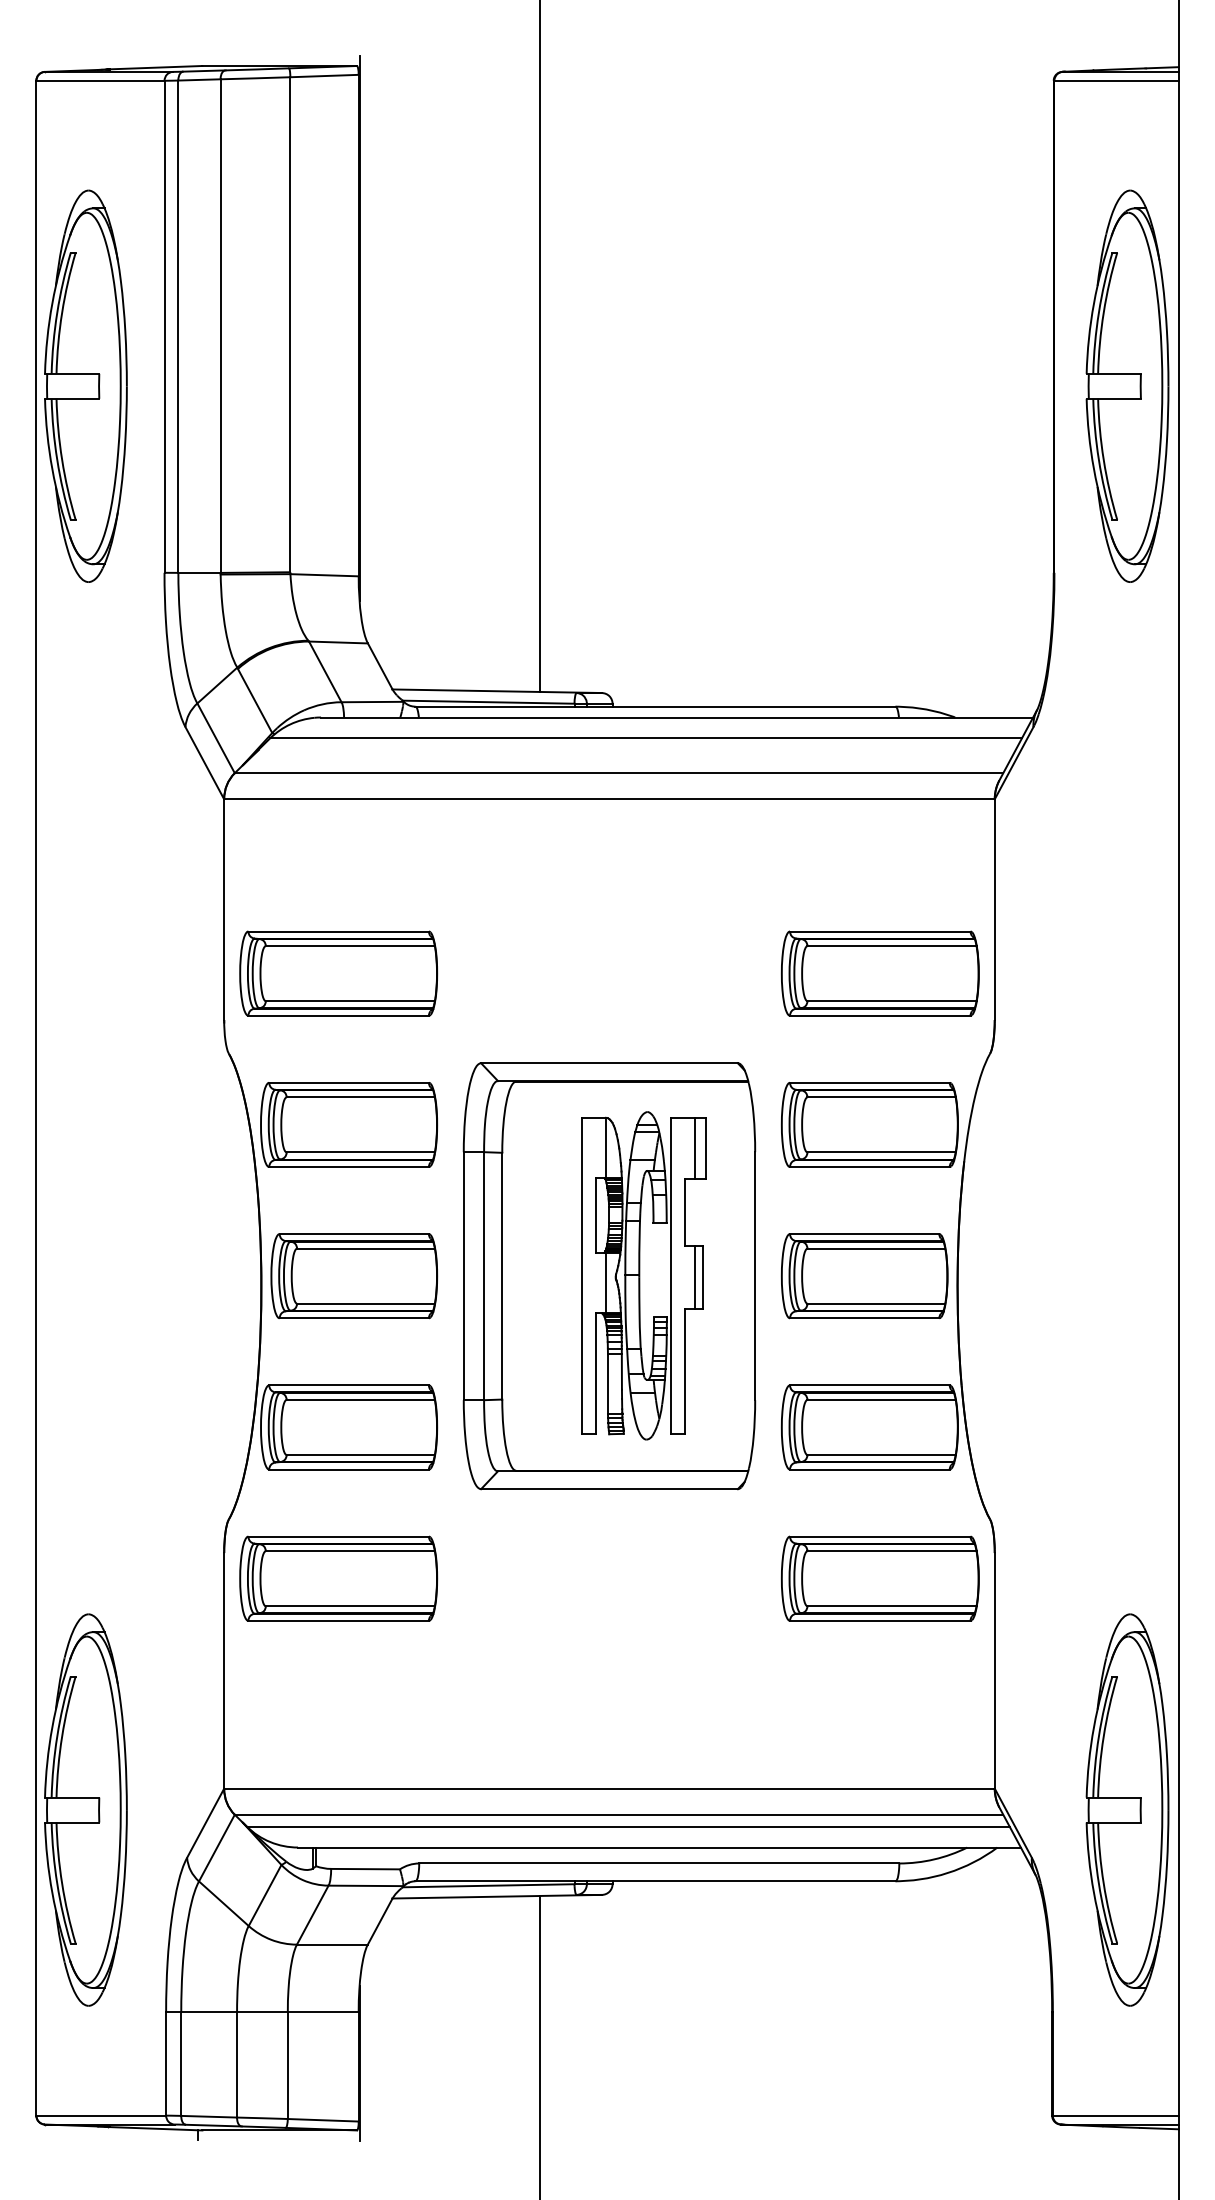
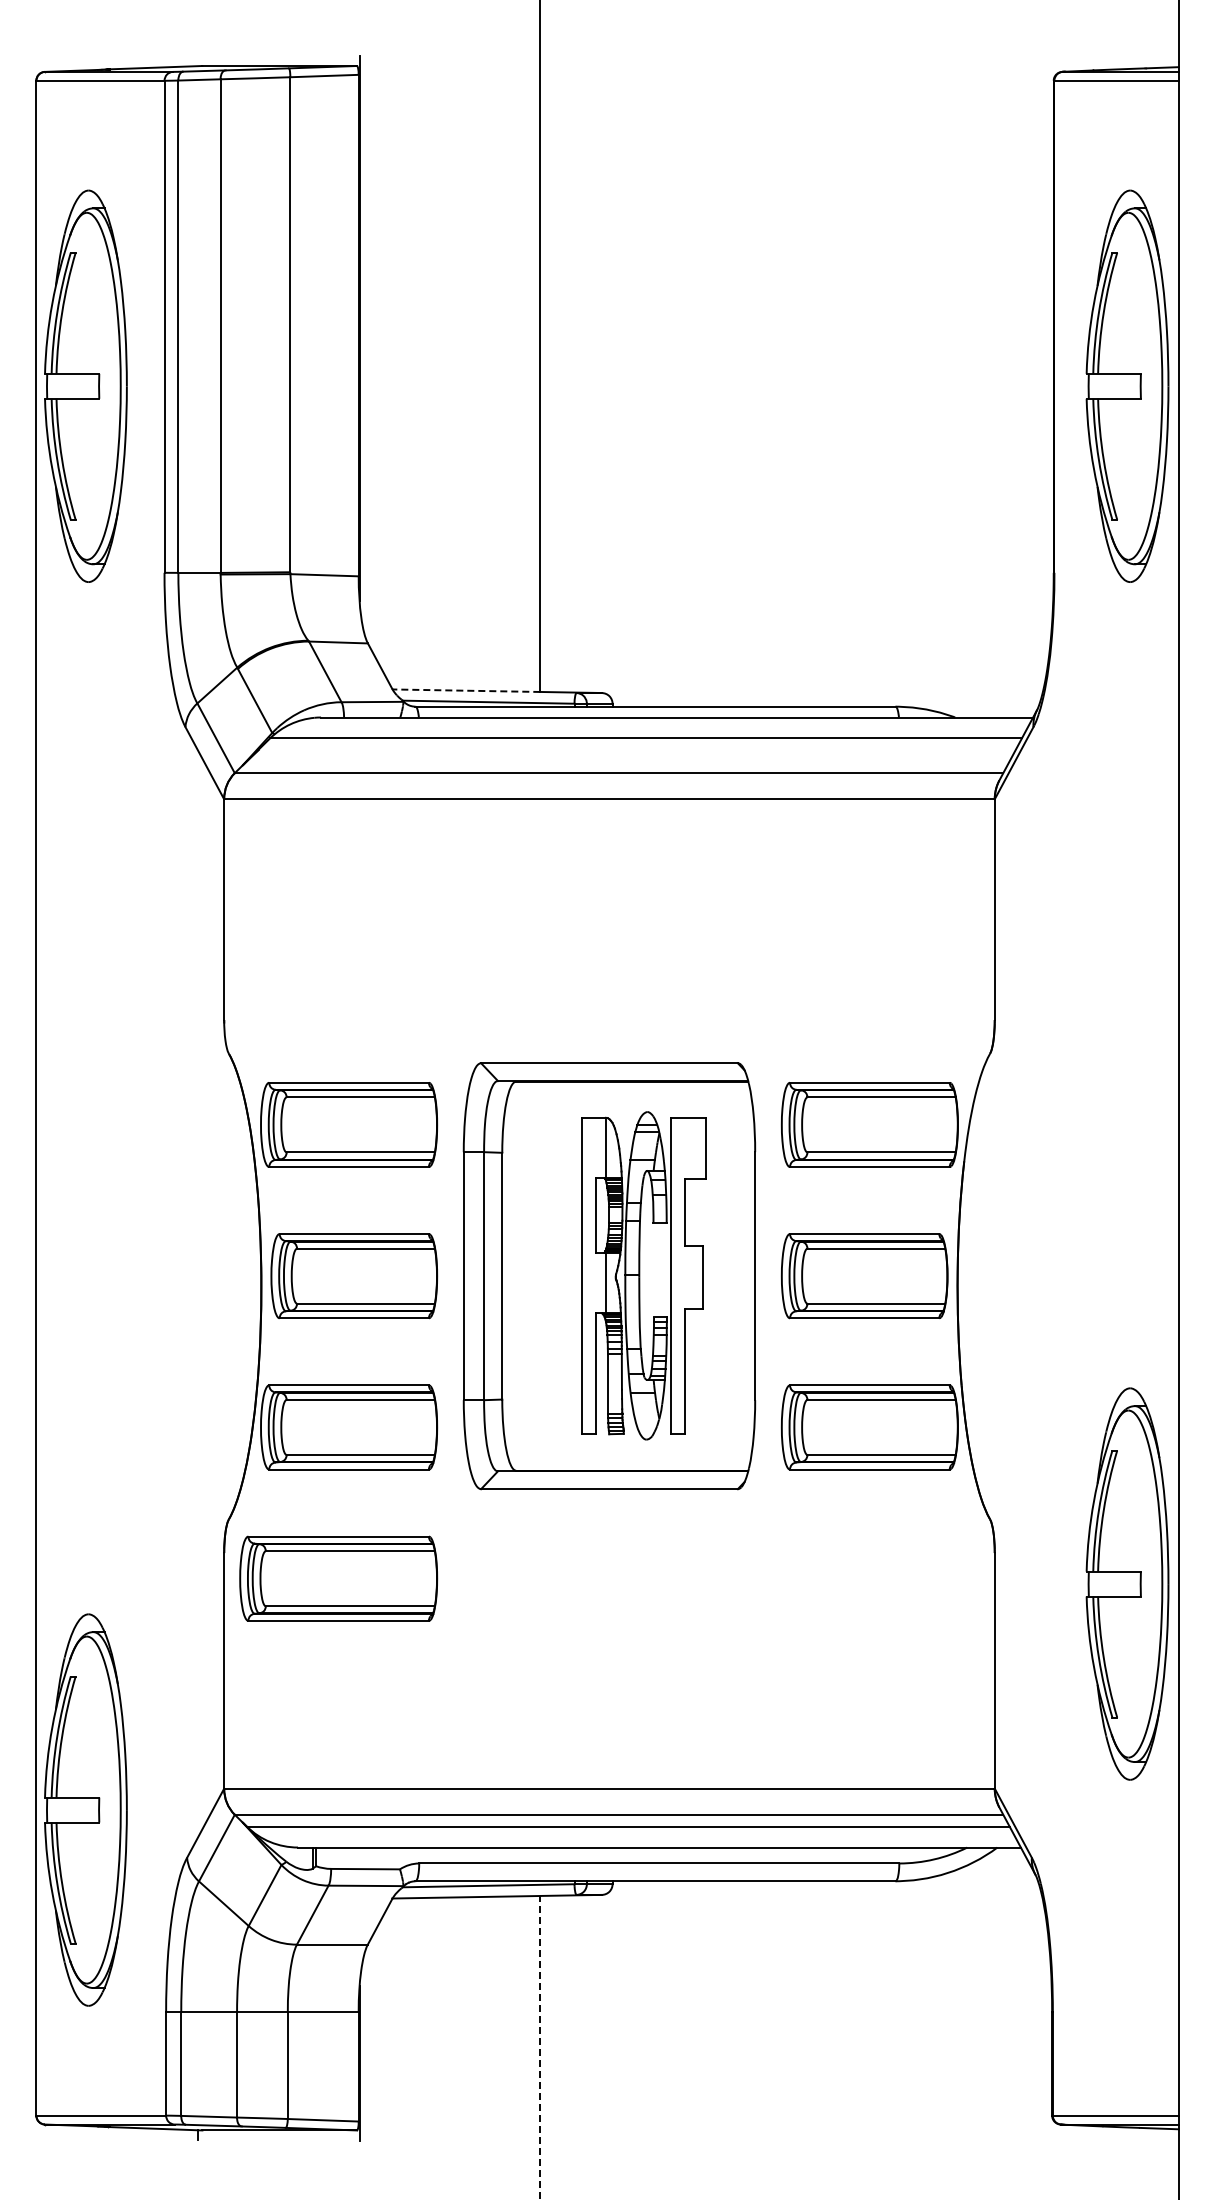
line: solid -> dashed (465, 690)
part: present -> none (338, 973)
part: present -> none (879, 973)
line: present -> none (695, 1148)
line: present -> none (695, 1277)
part: present -> none (879, 1578)
part position: (1127, 1809) -> (1127, 1583) (1127, 1583)
line: solid -> dashed (540, 2047)
